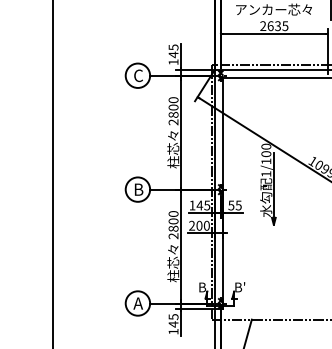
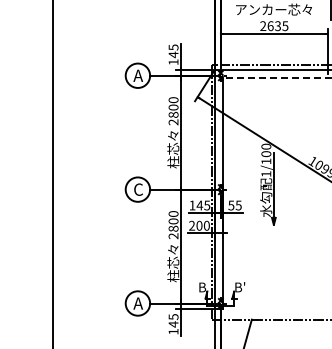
text: C -> A (138, 75)
line: solid -> dashed (276, 78)
text: B -> C (138, 189)
